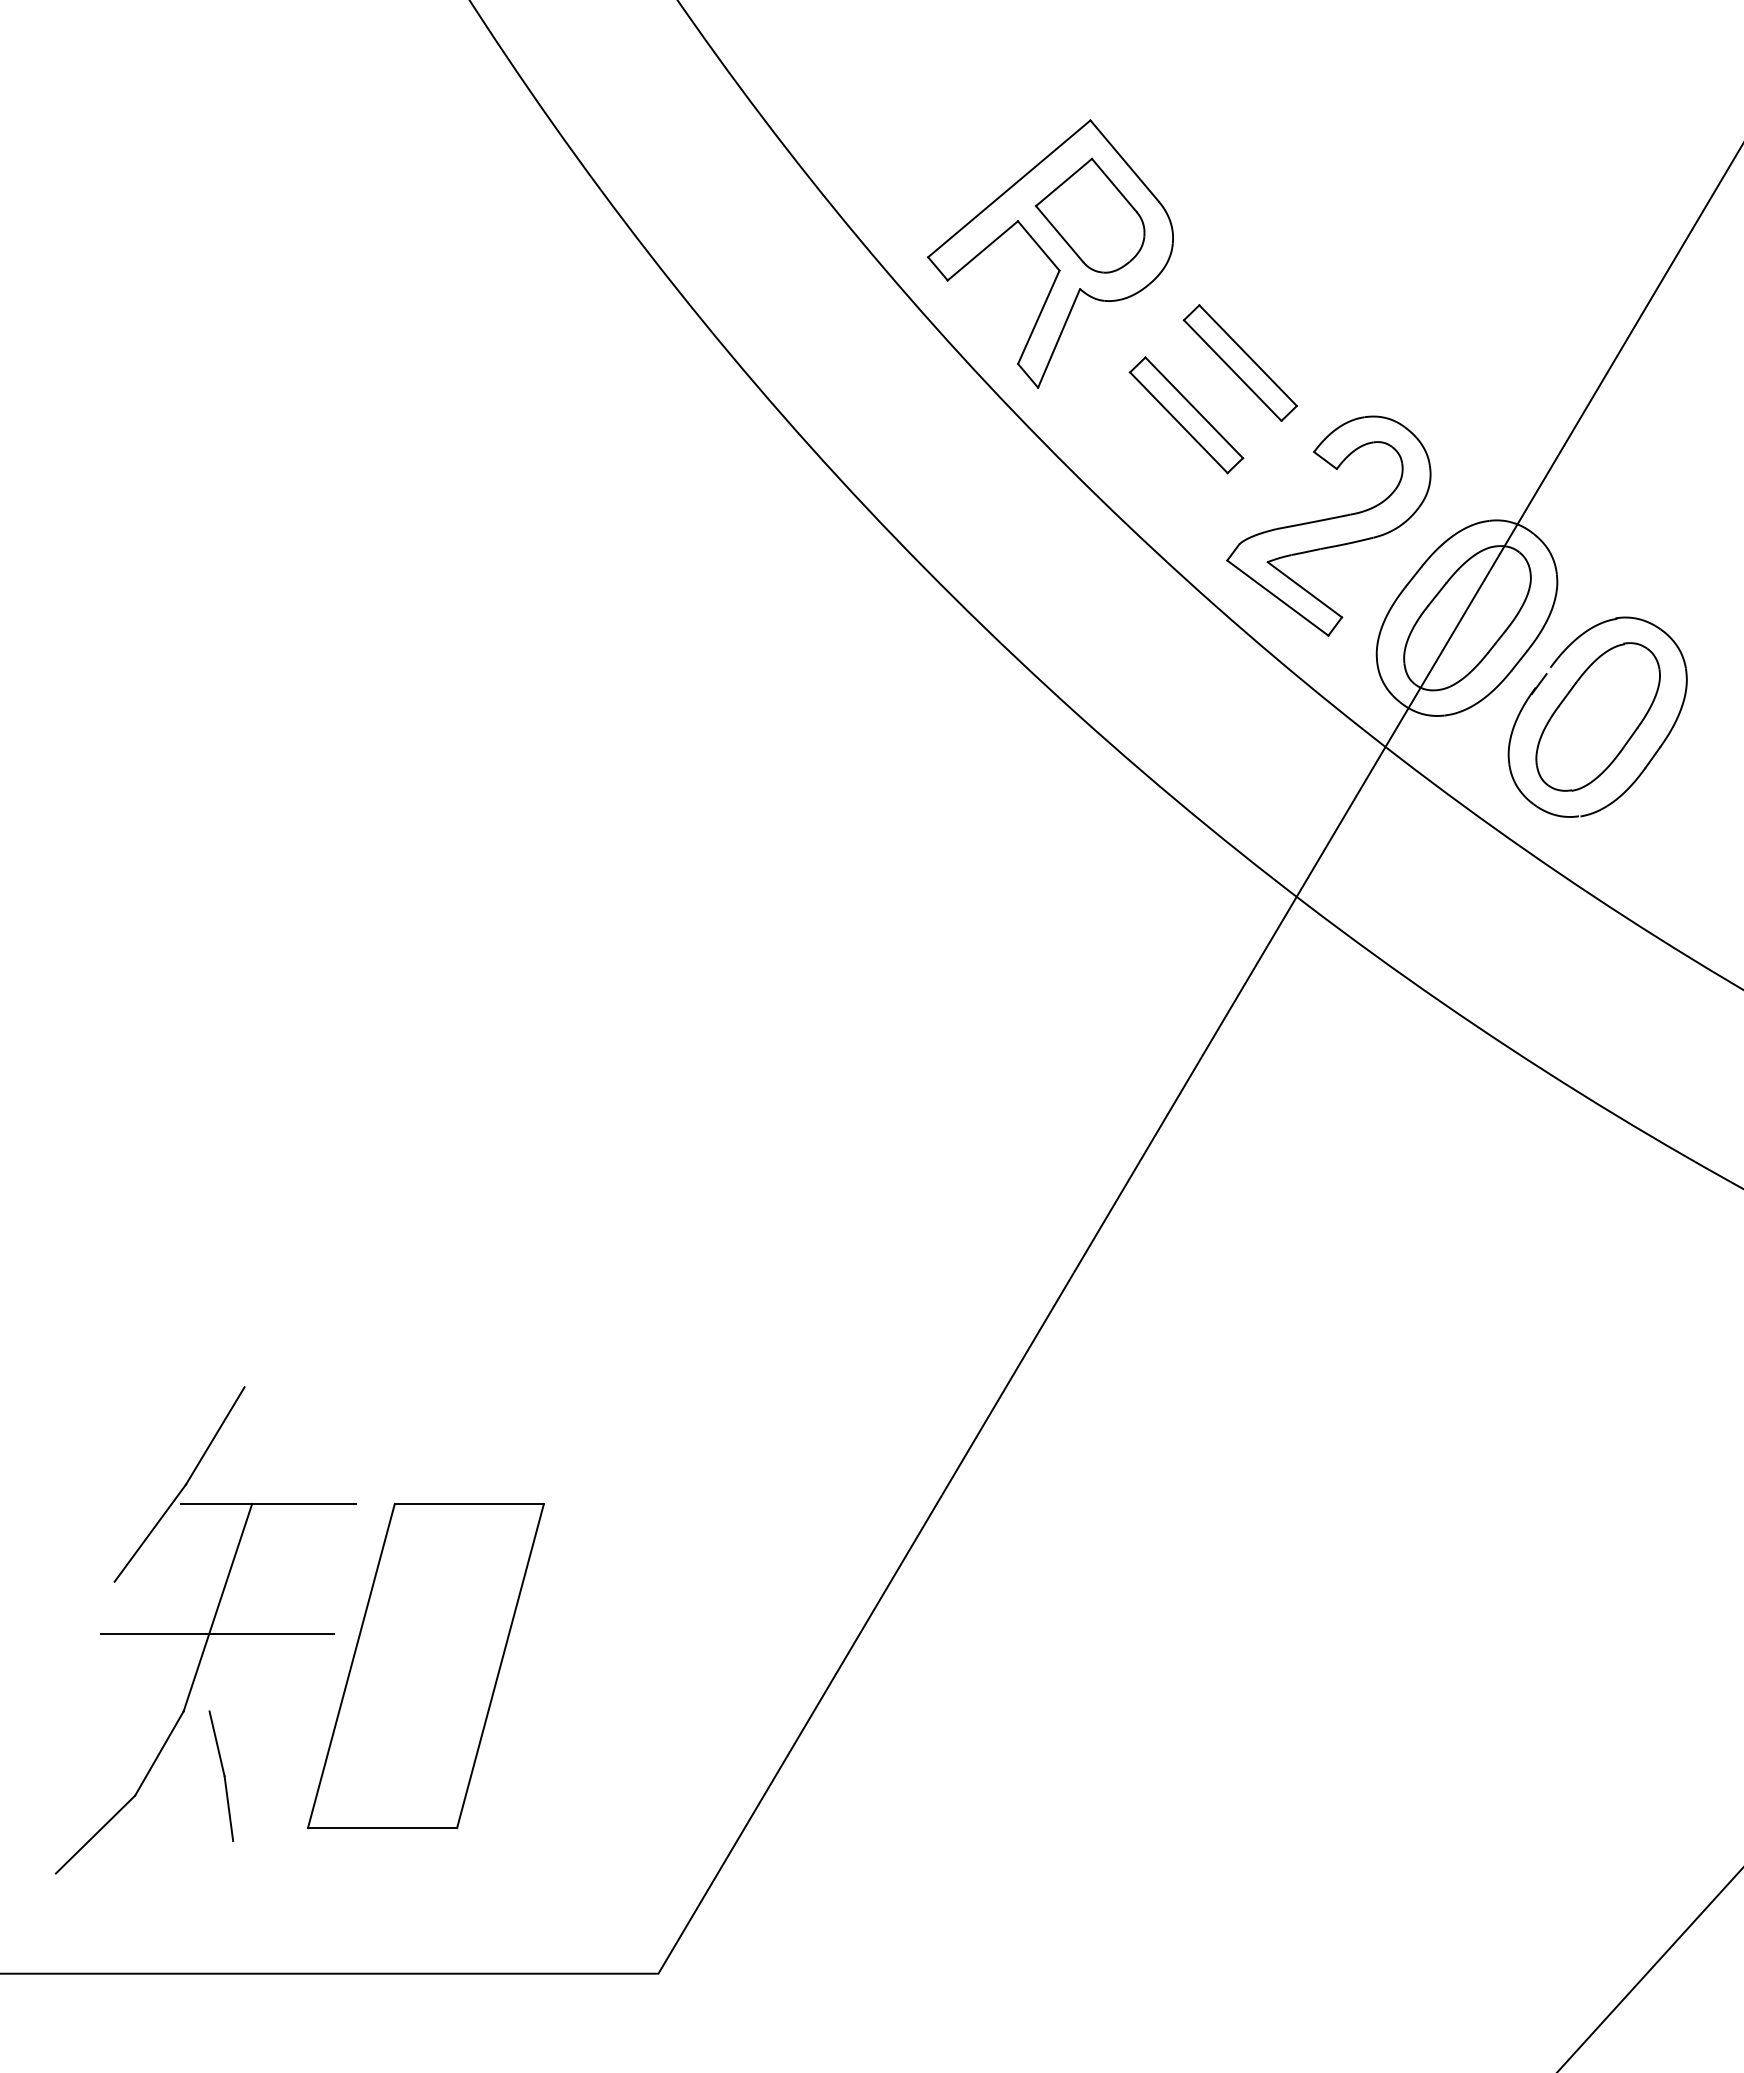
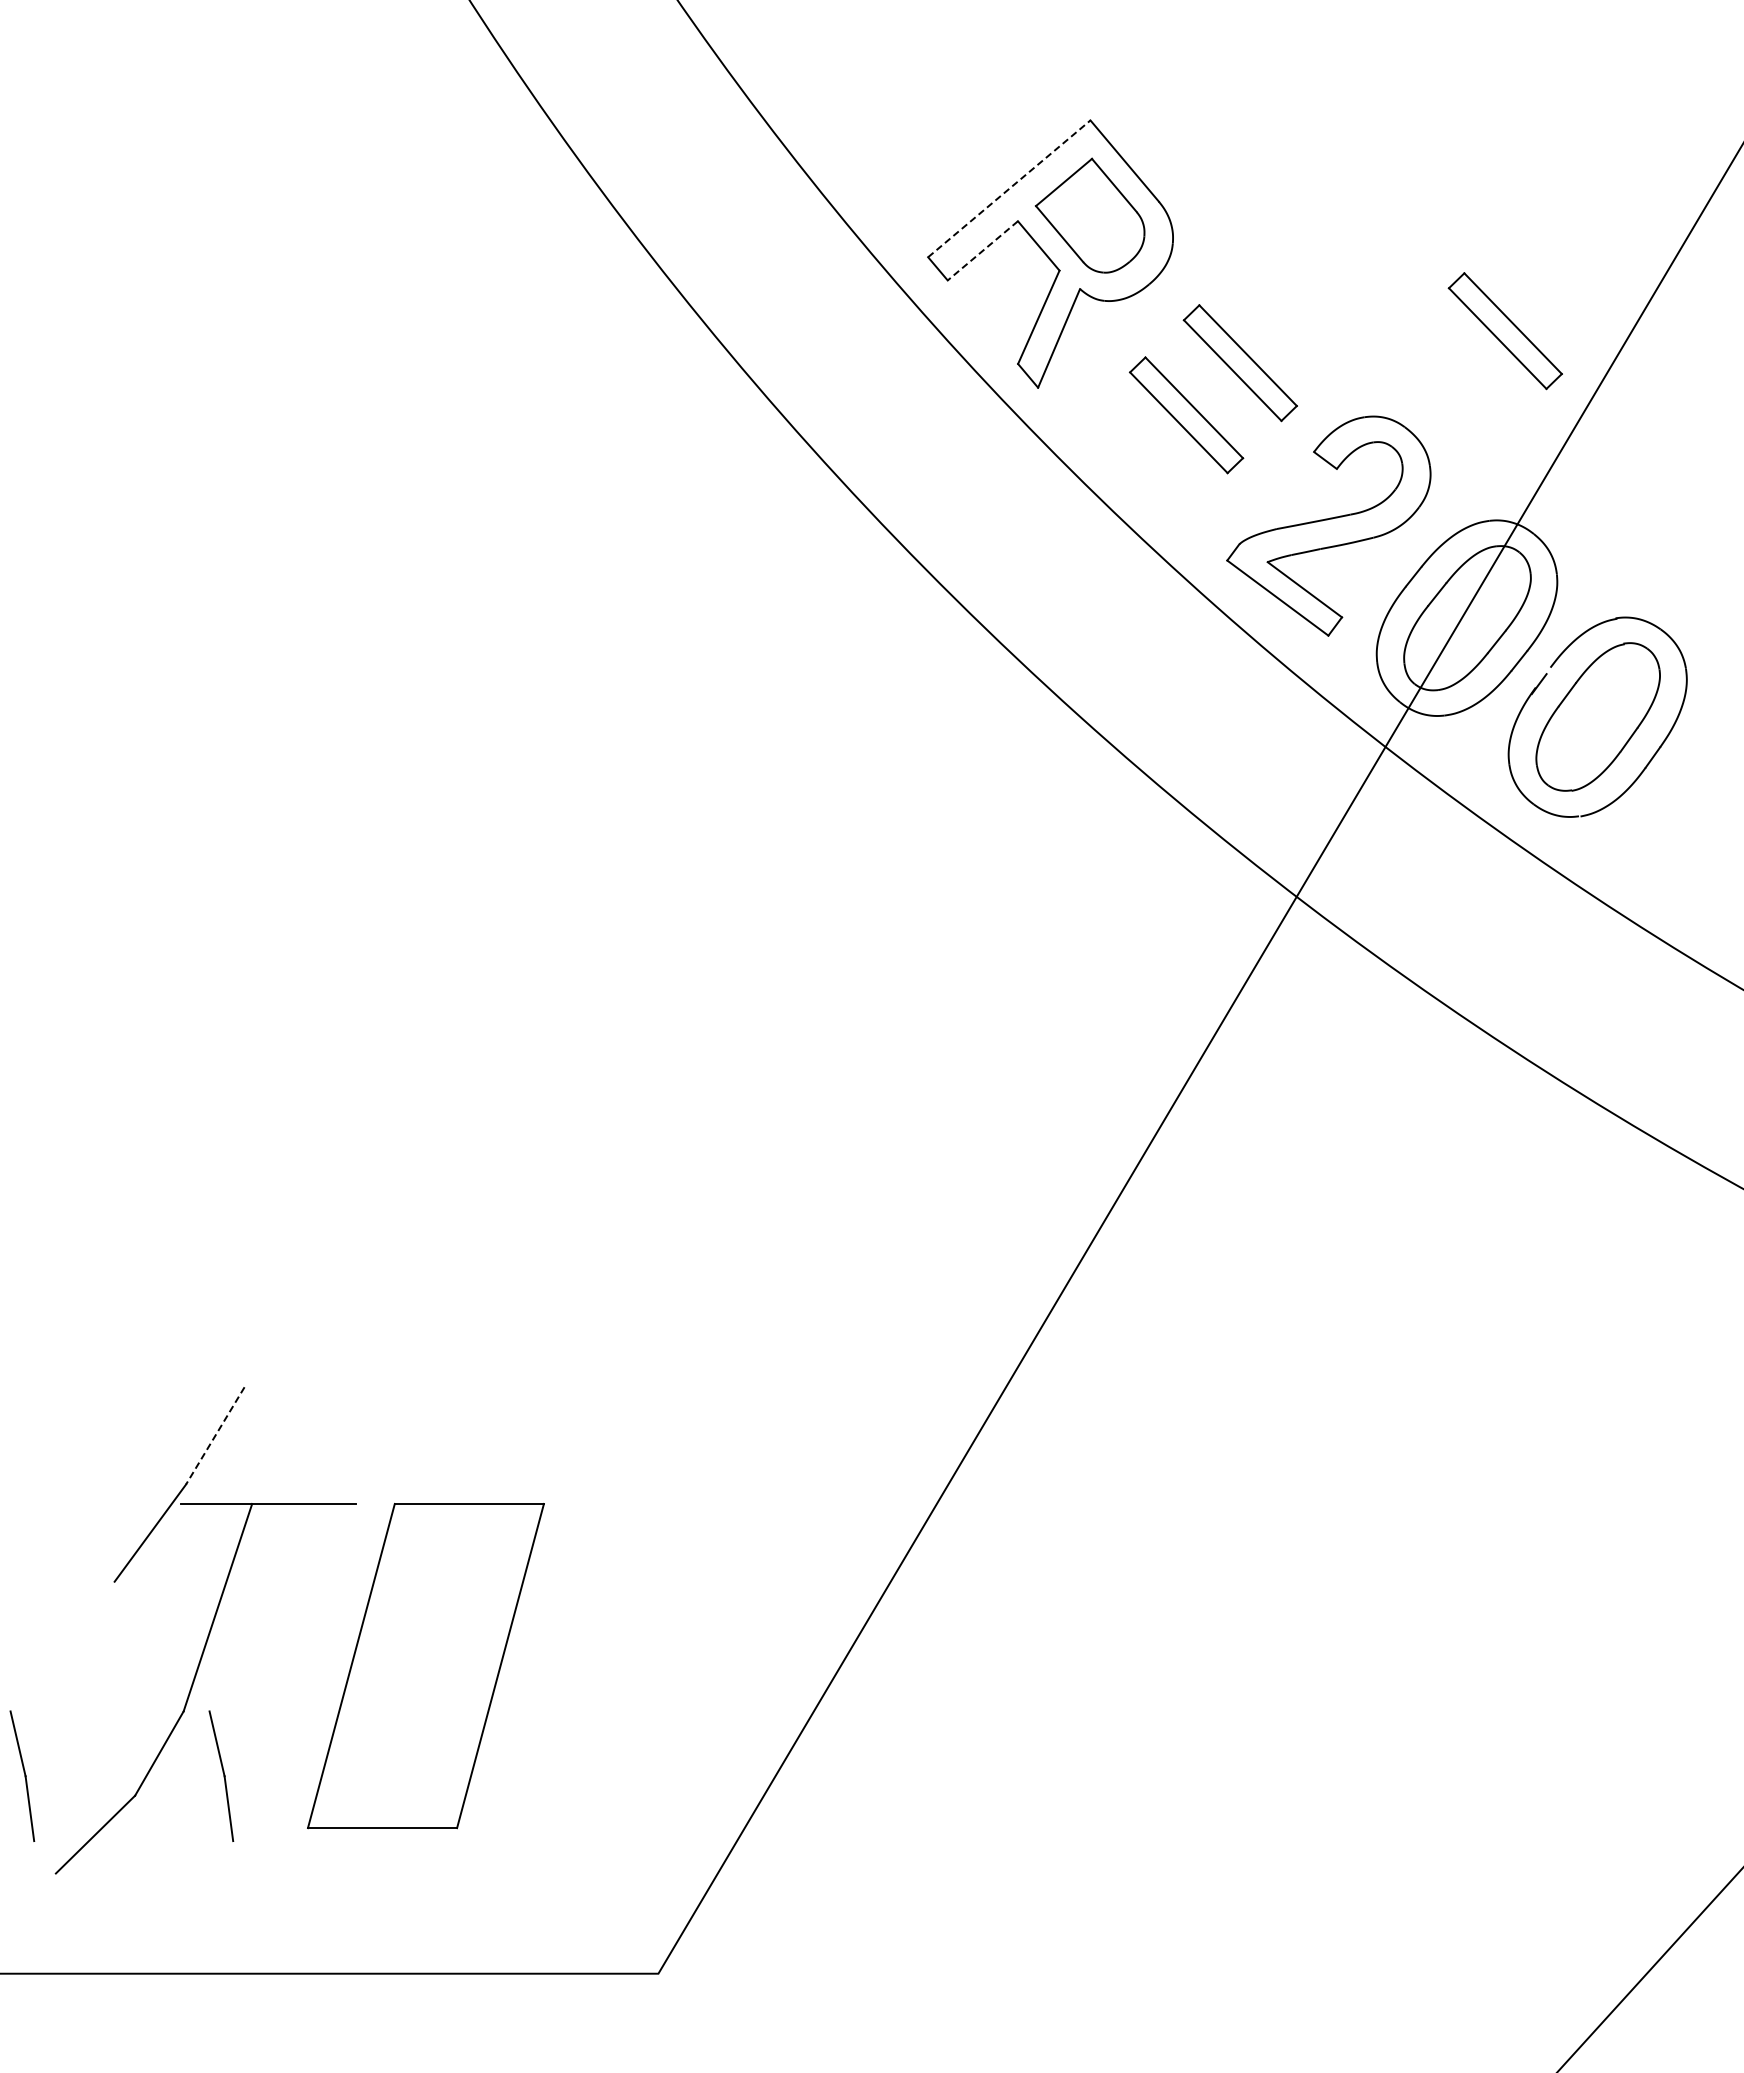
line: solid -> dashed (1009, 188)
line: solid -> dashed (982, 250)
part: none -> present (1504, 331)
line: solid -> dashed (215, 1435)
line: present -> none (217, 1633)
part: none -> present (22, 1775)
